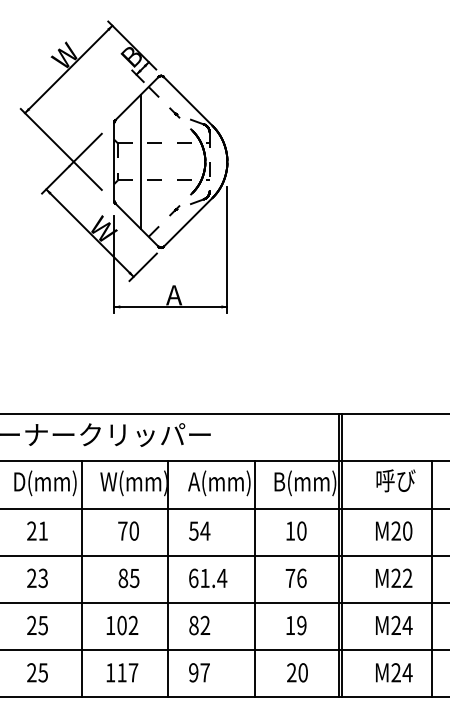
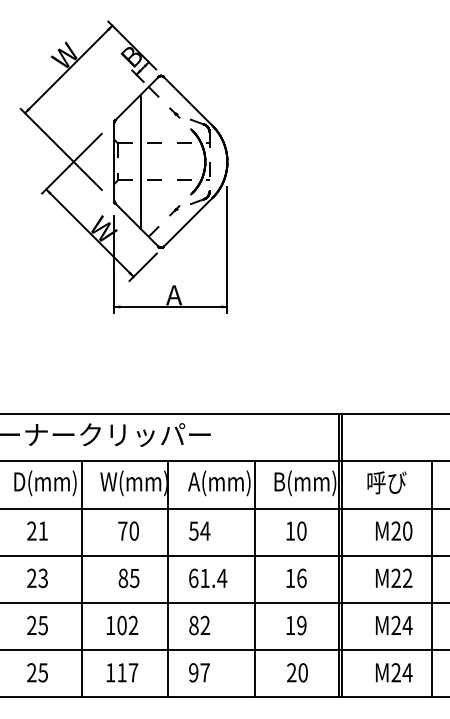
text position: (395, 480) -> (386, 482) (386, 482)
text: 76 -> 16 (290, 578)
